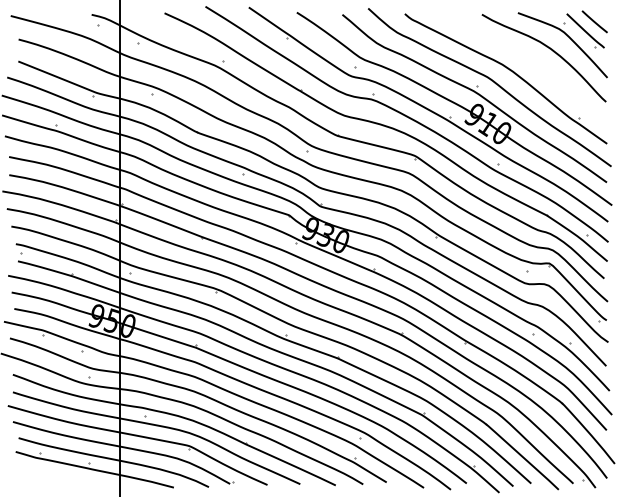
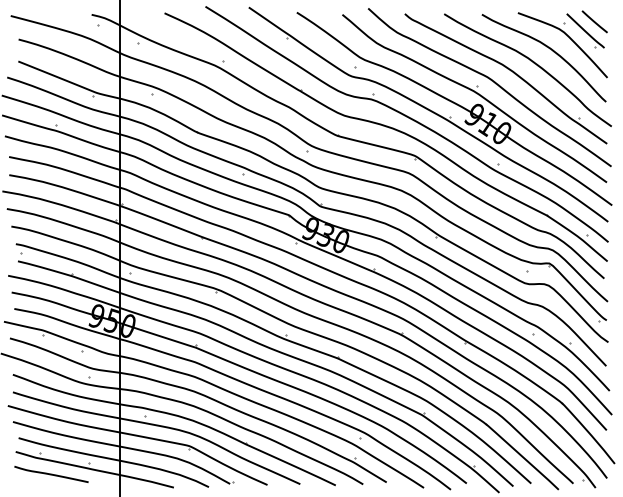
curve: none -> present (533, 63)
line: none -> present (51, 474)
